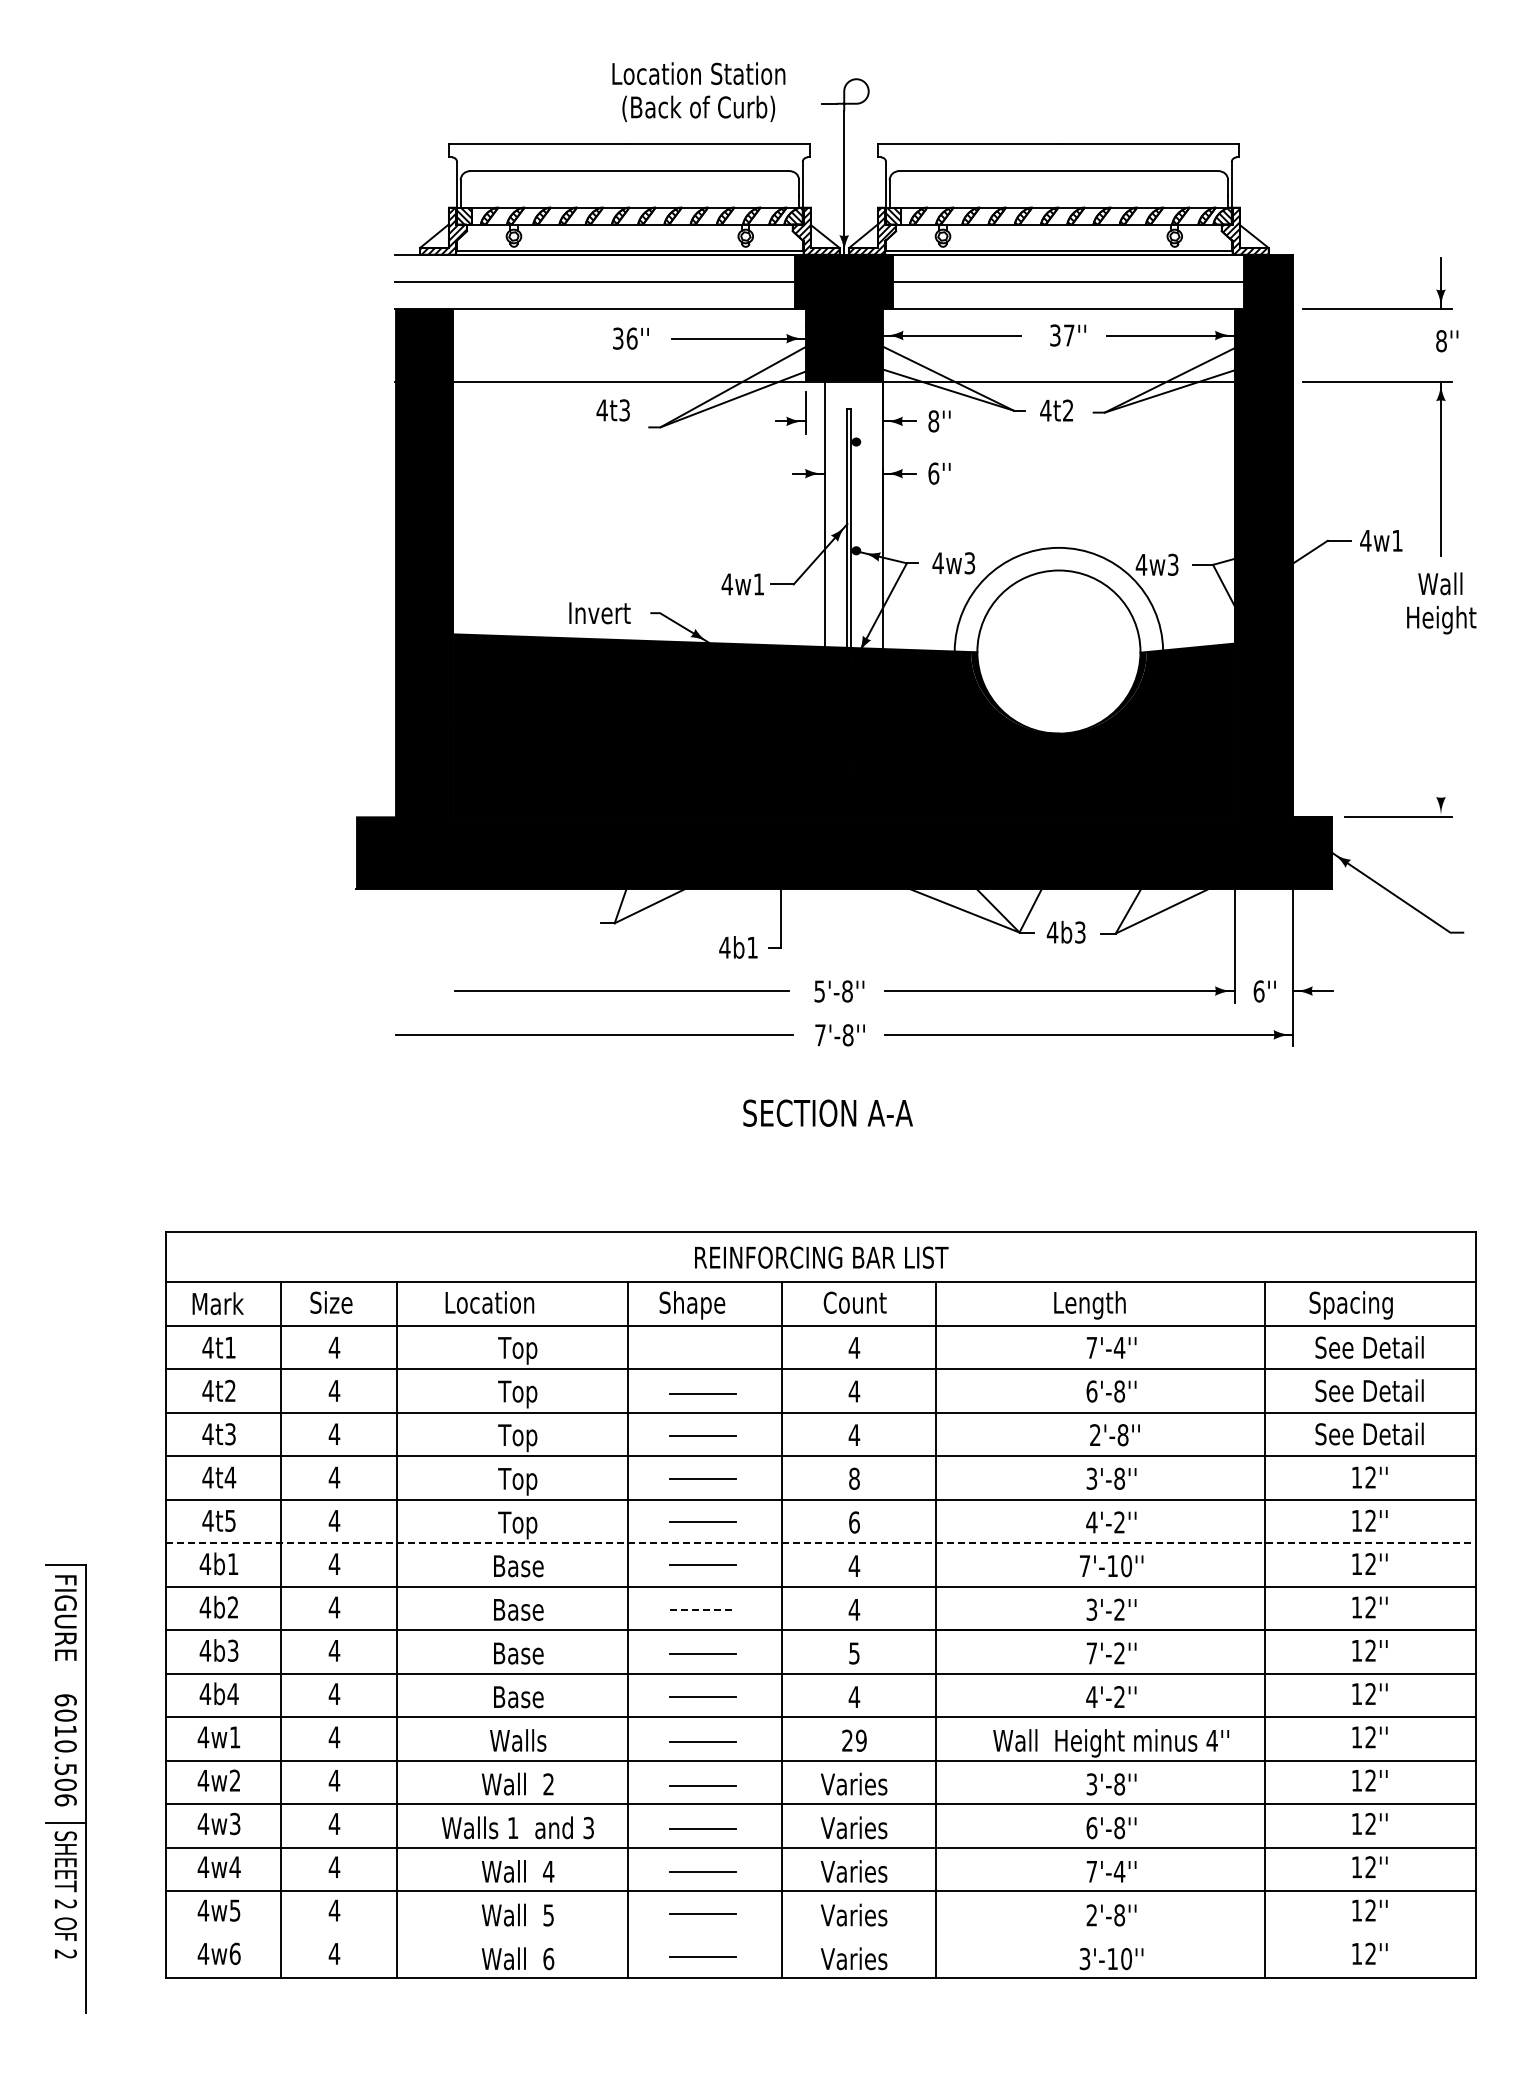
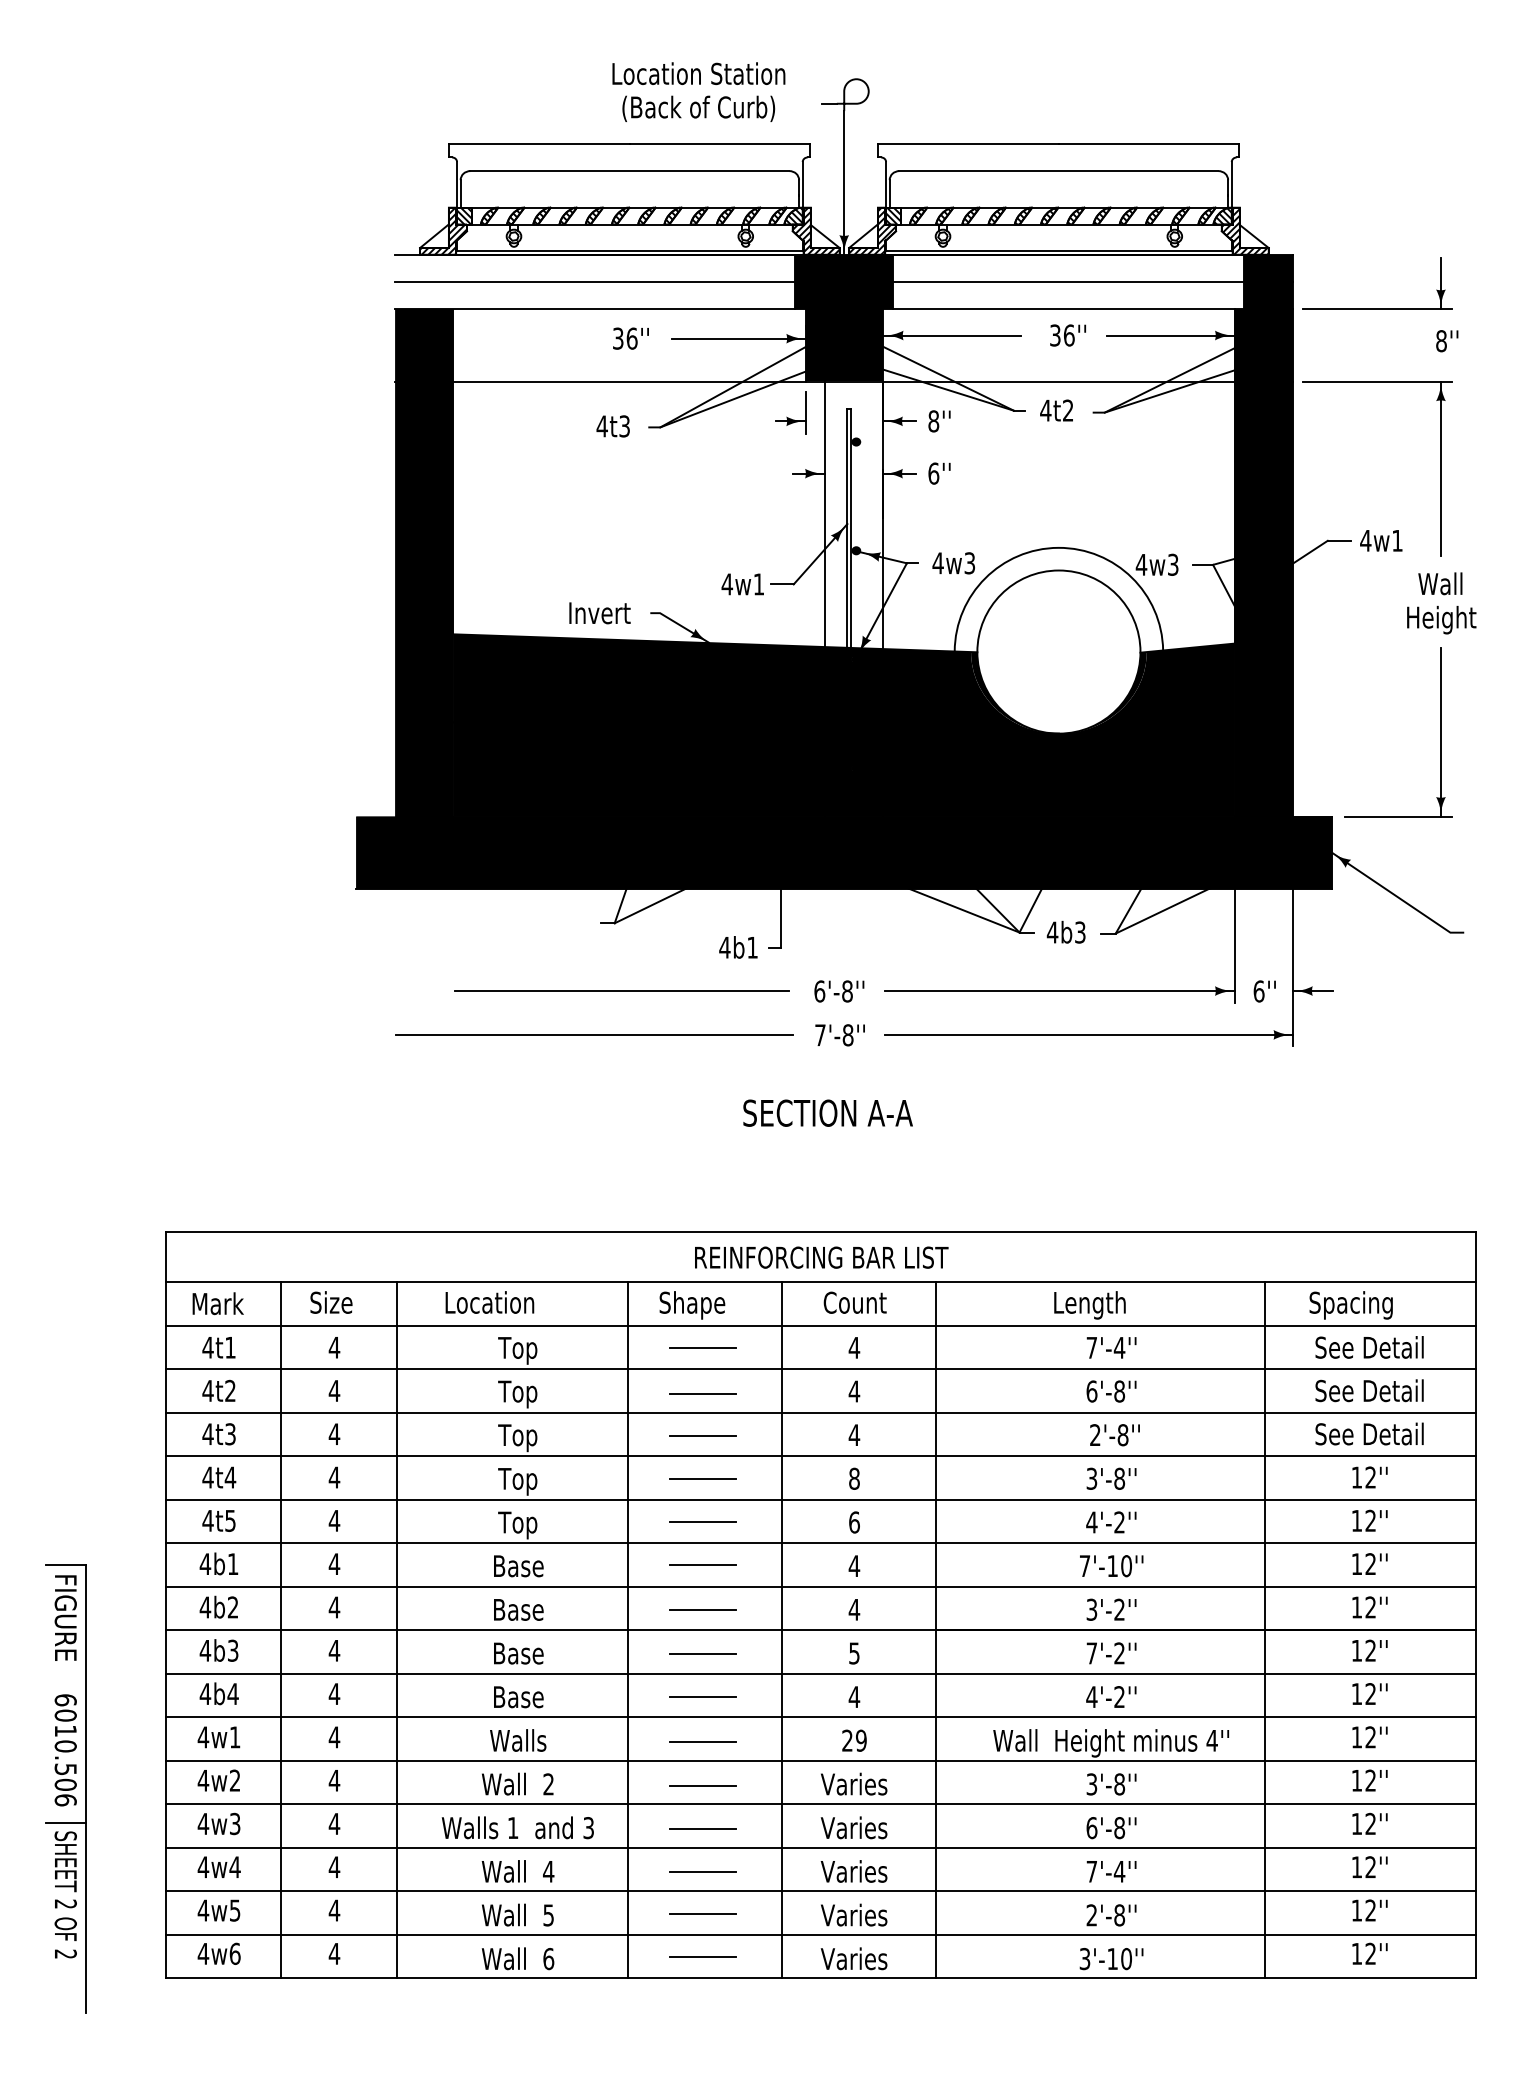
text: 37'' -> 36'' (1069, 335)
text position: (612, 410) -> (612, 426) (612, 426)
line: none -> present (1440, 732)
text: 5'-8'' -> 6'-8'' (819, 991)
line: none -> present (702, 1347)
line: dashed -> solid (820, 1543)
line: dashed -> solid (703, 1609)
line: none -> present (820, 1934)
